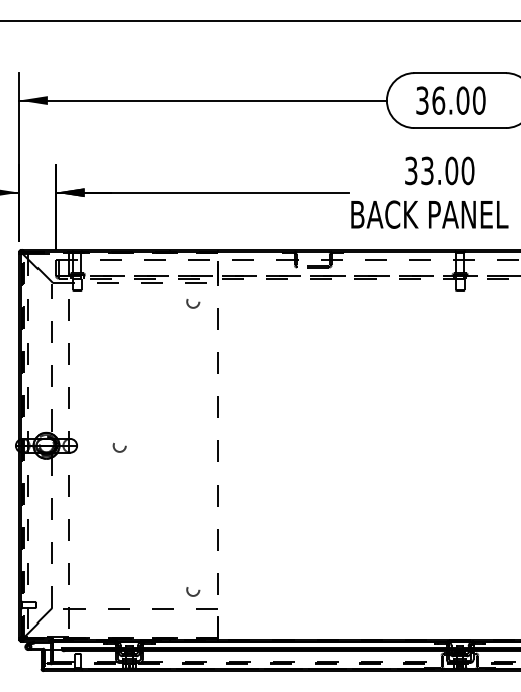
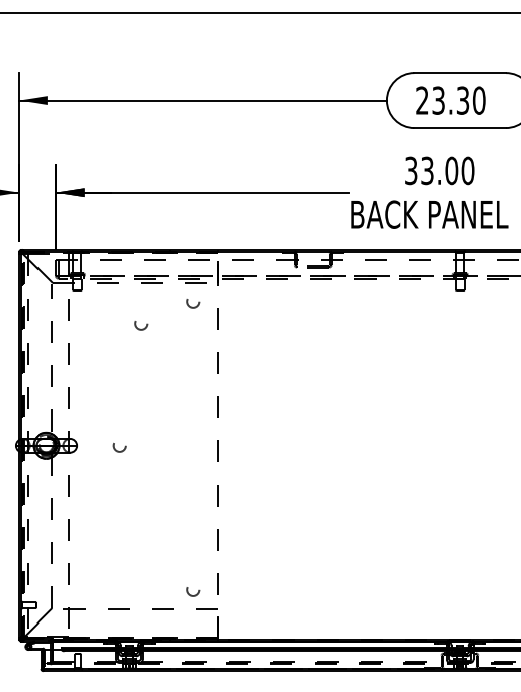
line position: (259, 20) -> (259, 12) (259, 12)
text: 36.00 -> 23.30 (442, 100)
circle: none -> present (141, 325)
